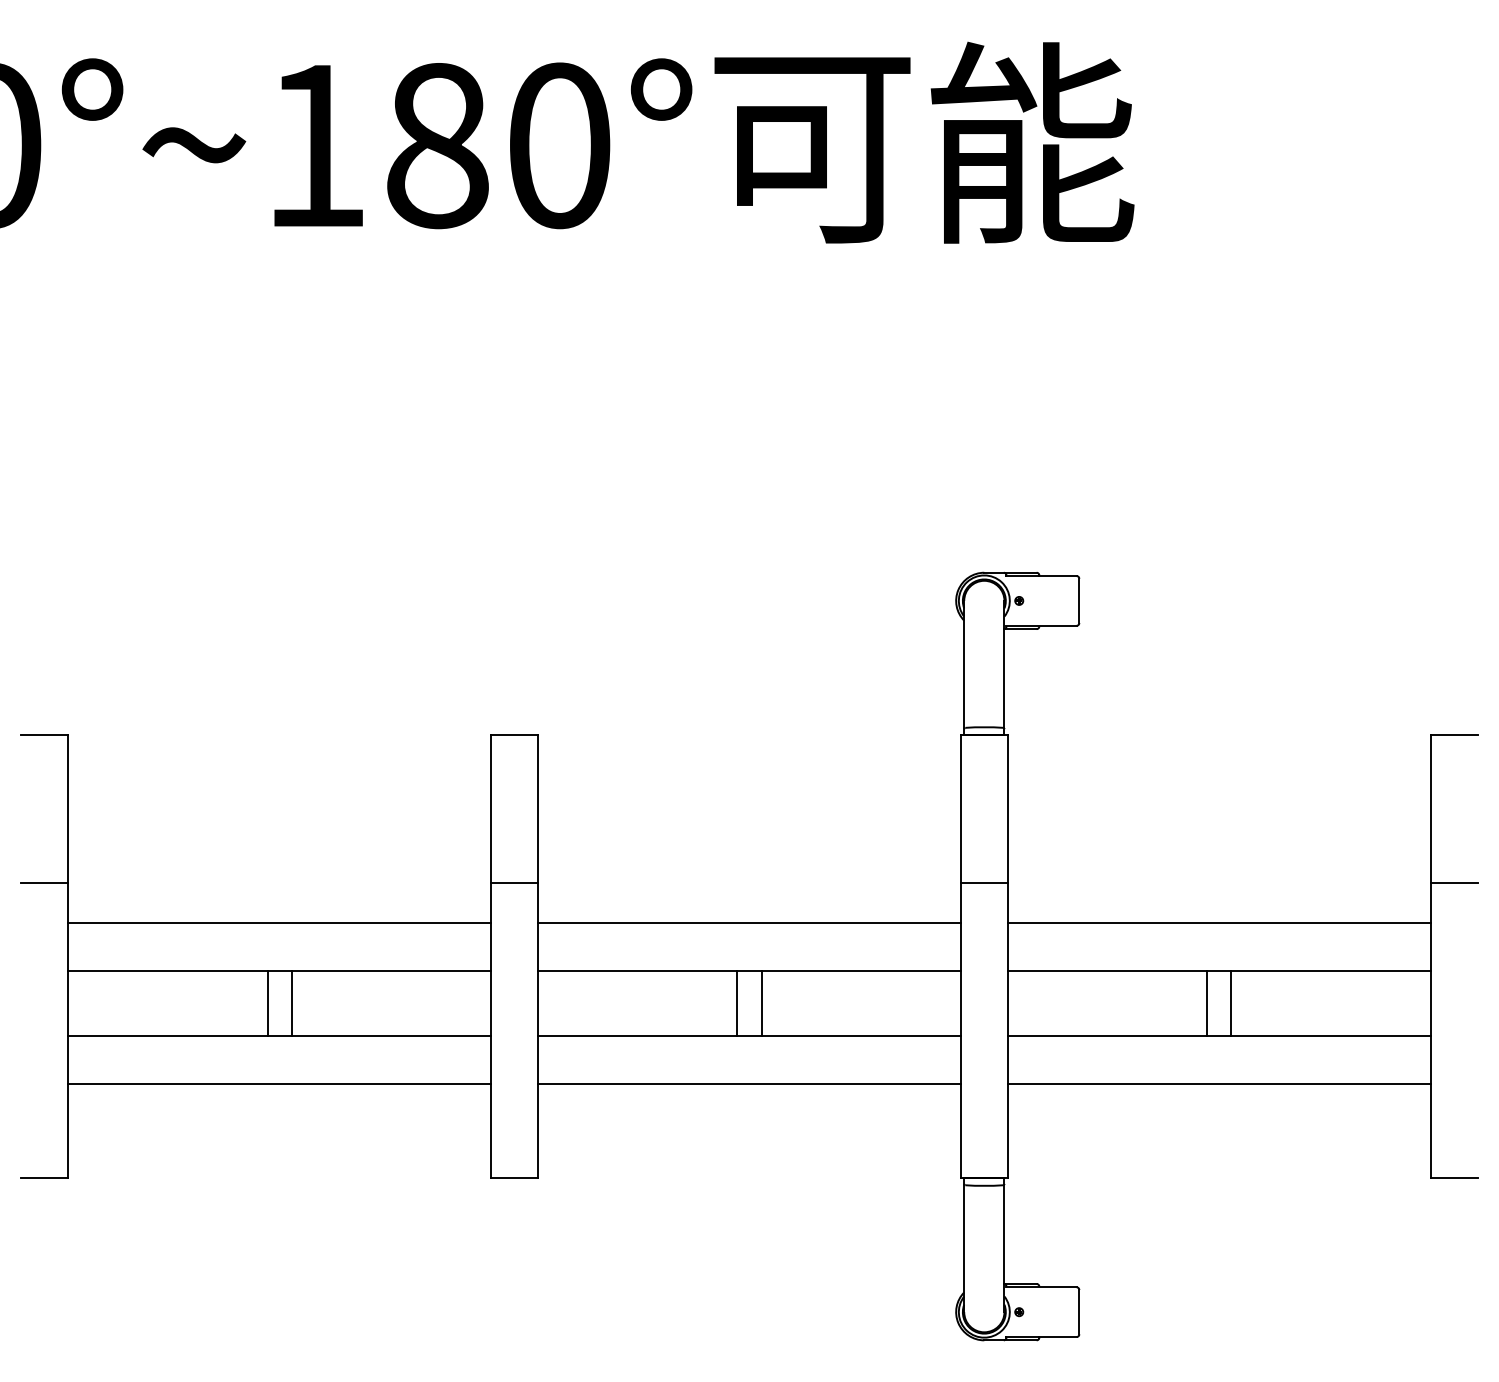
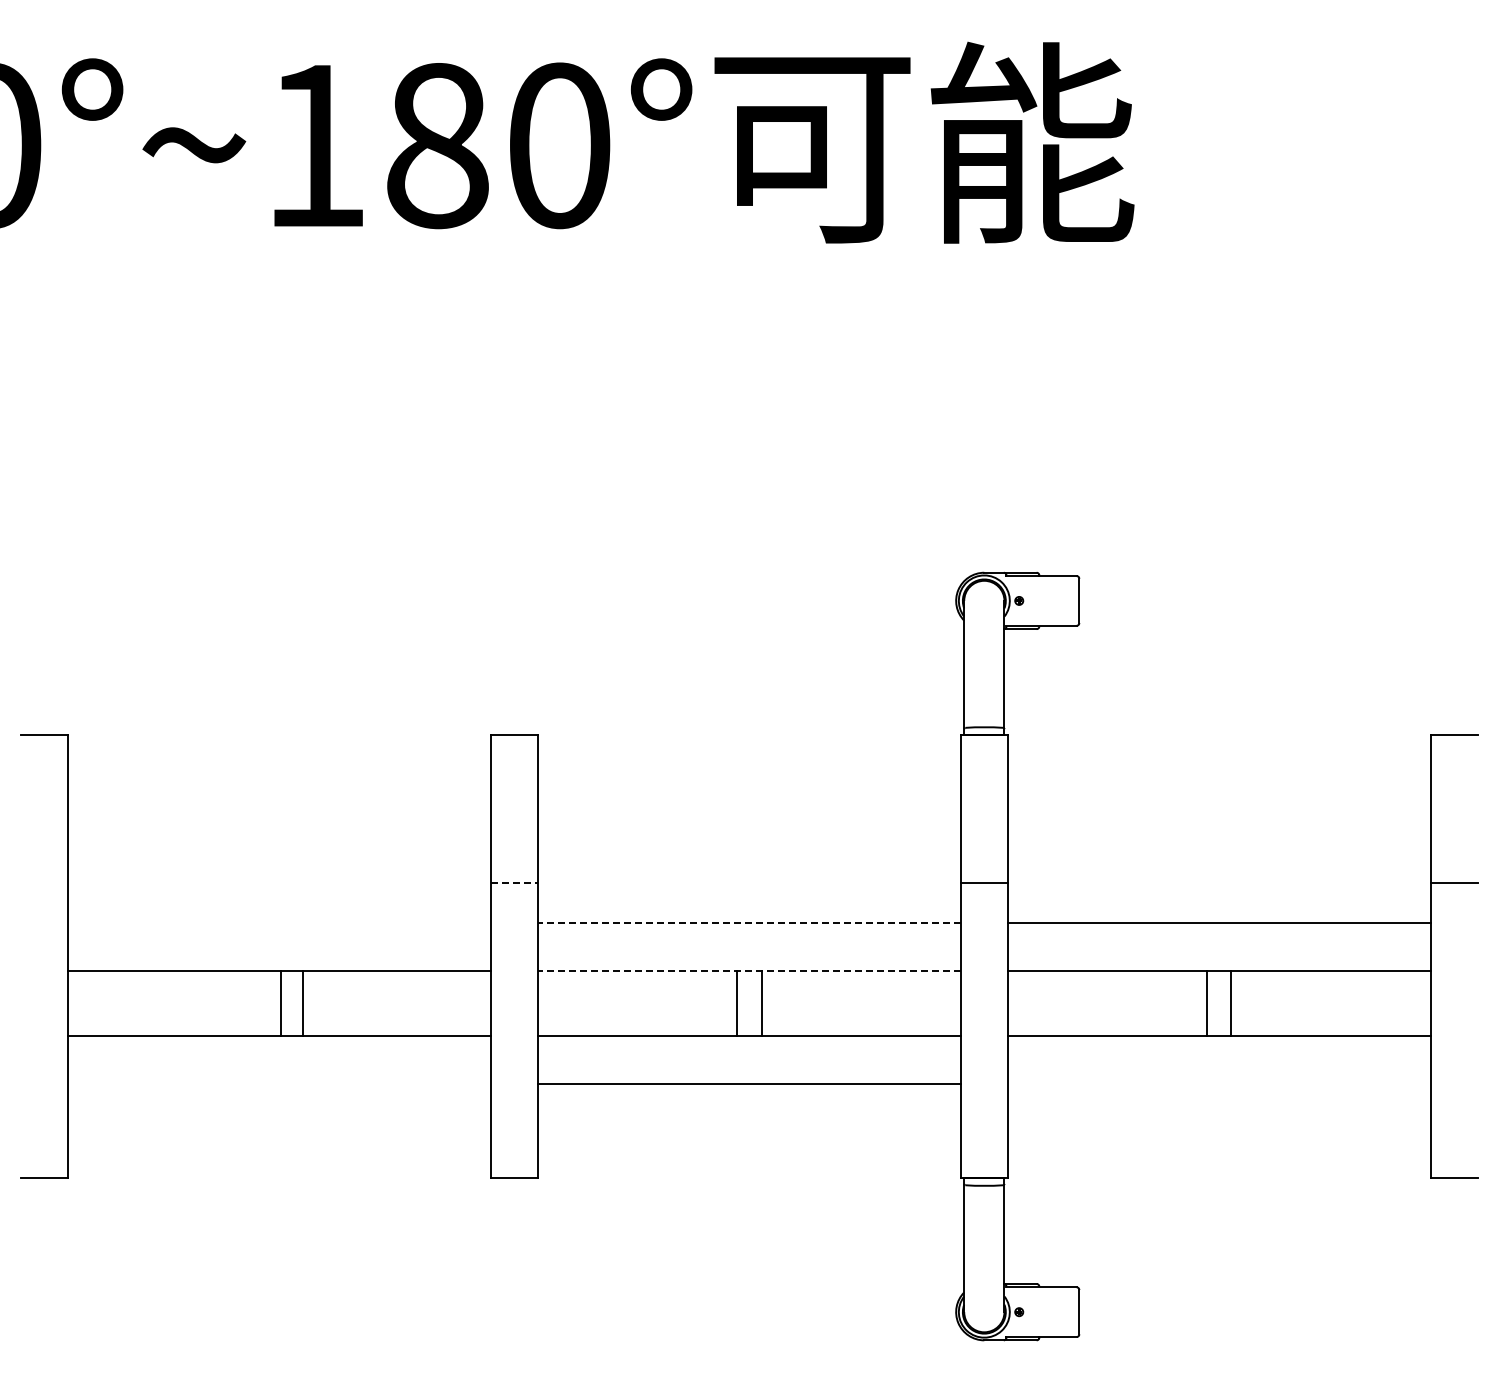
line: present -> none (44, 882)
line: solid -> dashed (515, 882)
line: present -> none (279, 923)
line: solid -> dashed (749, 923)
line: solid -> dashed (749, 971)
line position: (267, 1003) -> (280, 1003) (280, 1003)
line position: (291, 1003) -> (302, 1003) (302, 1003)
line: present -> none (279, 1084)
line: present -> none (1218, 1084)
